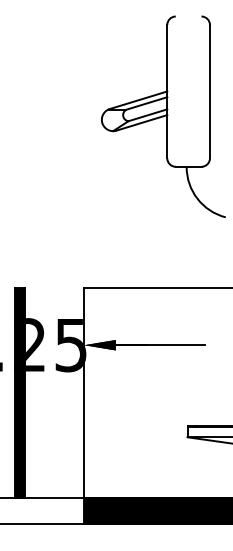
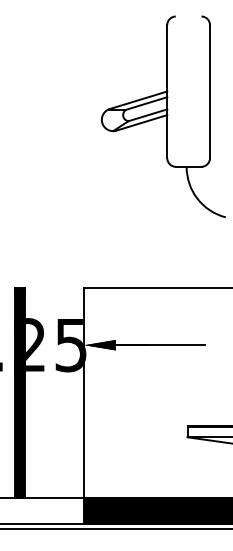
line: none -> present (115, 529)
